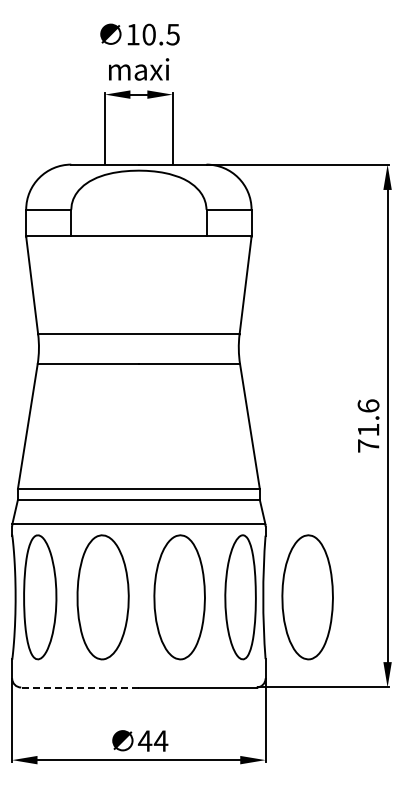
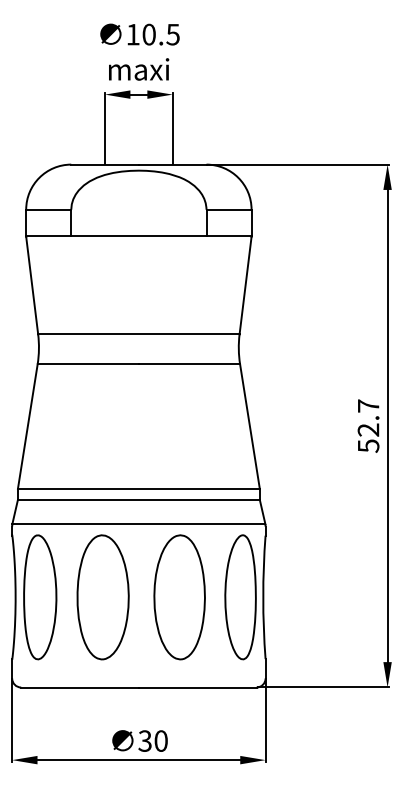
text: 71.6 -> 52.7 (368, 425)
part: present -> none (307, 597)
line: dashed -> solid (80, 687)
text: 44 -> 30 (152, 740)
